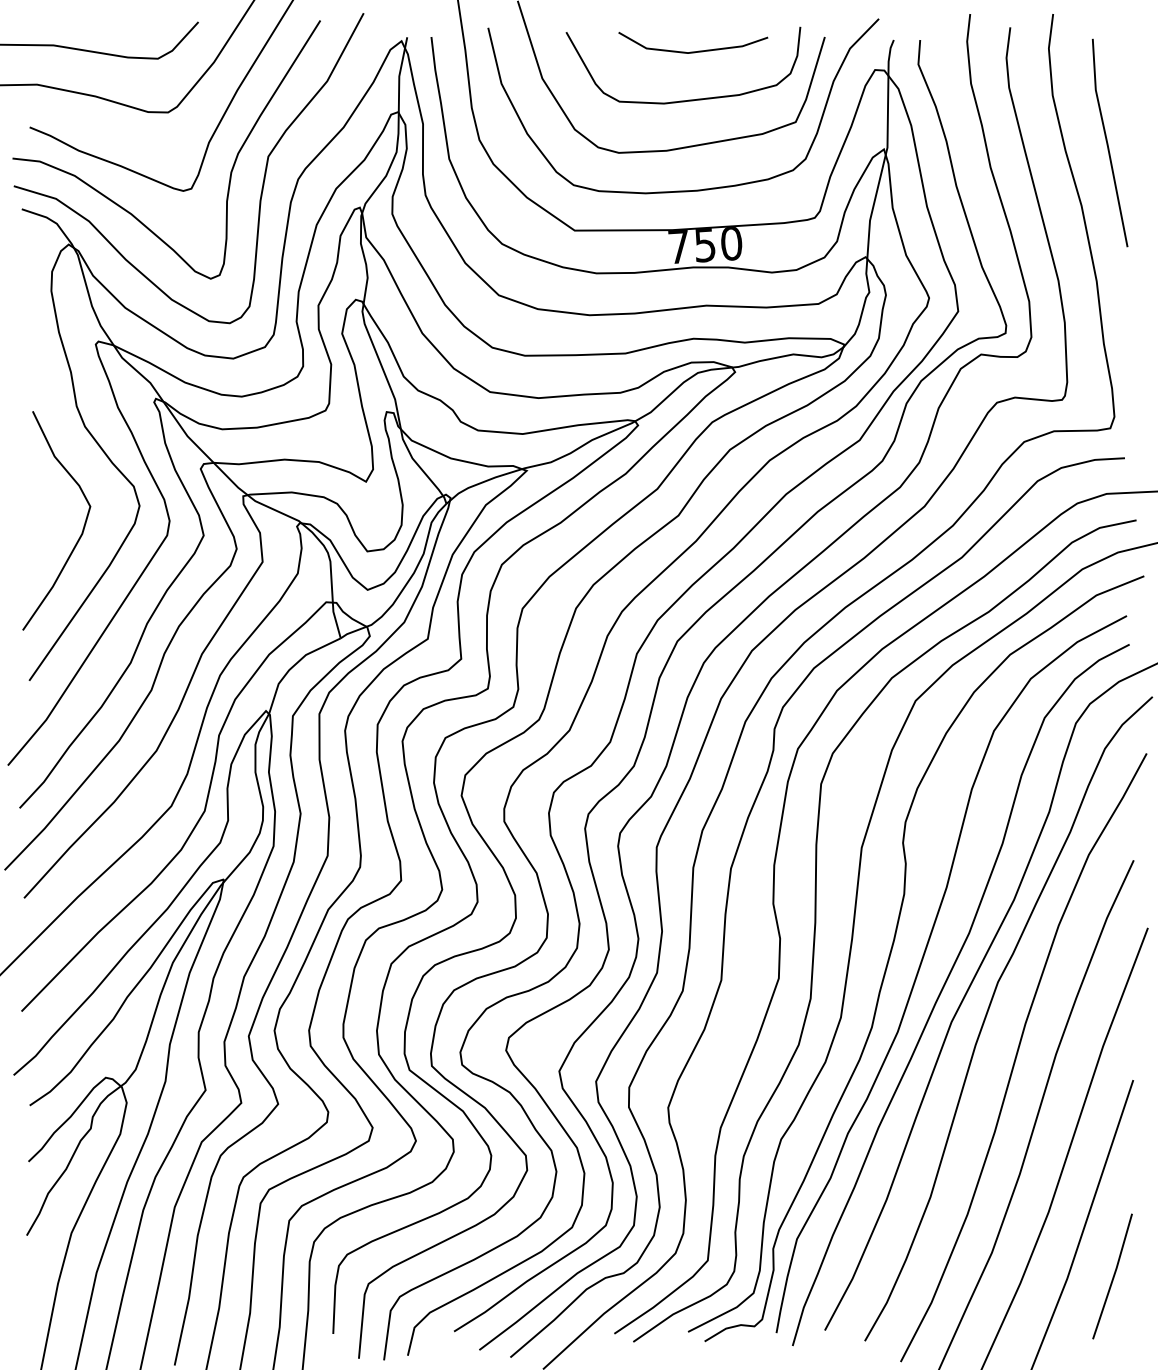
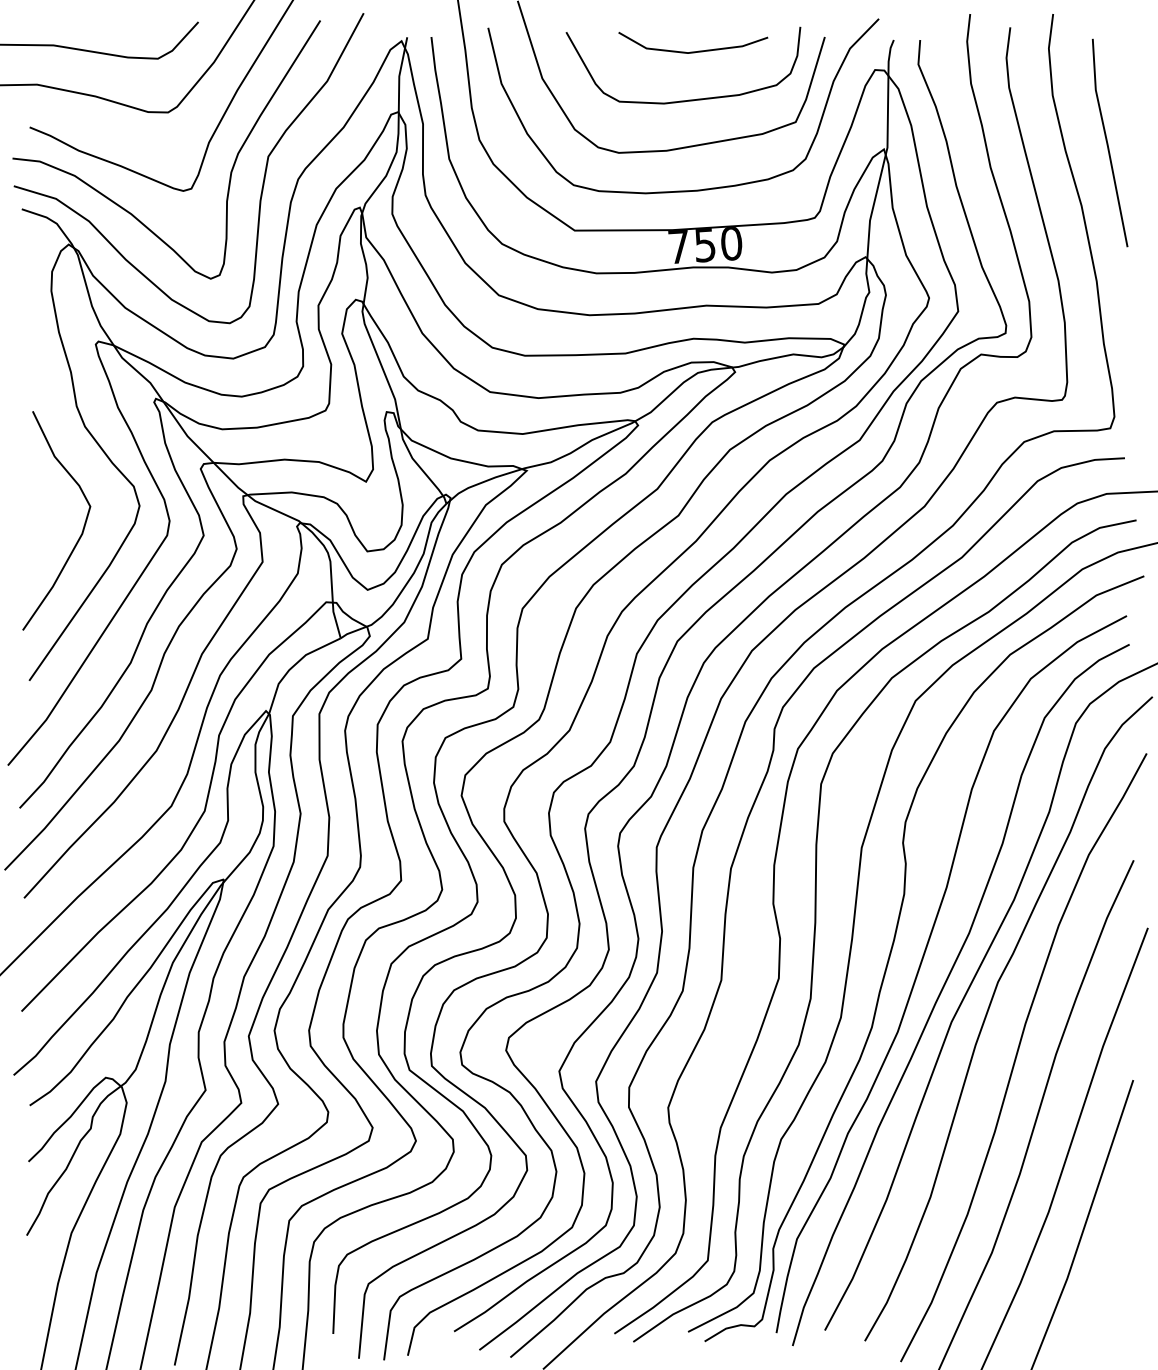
part: present -> none (1112, 1276)
